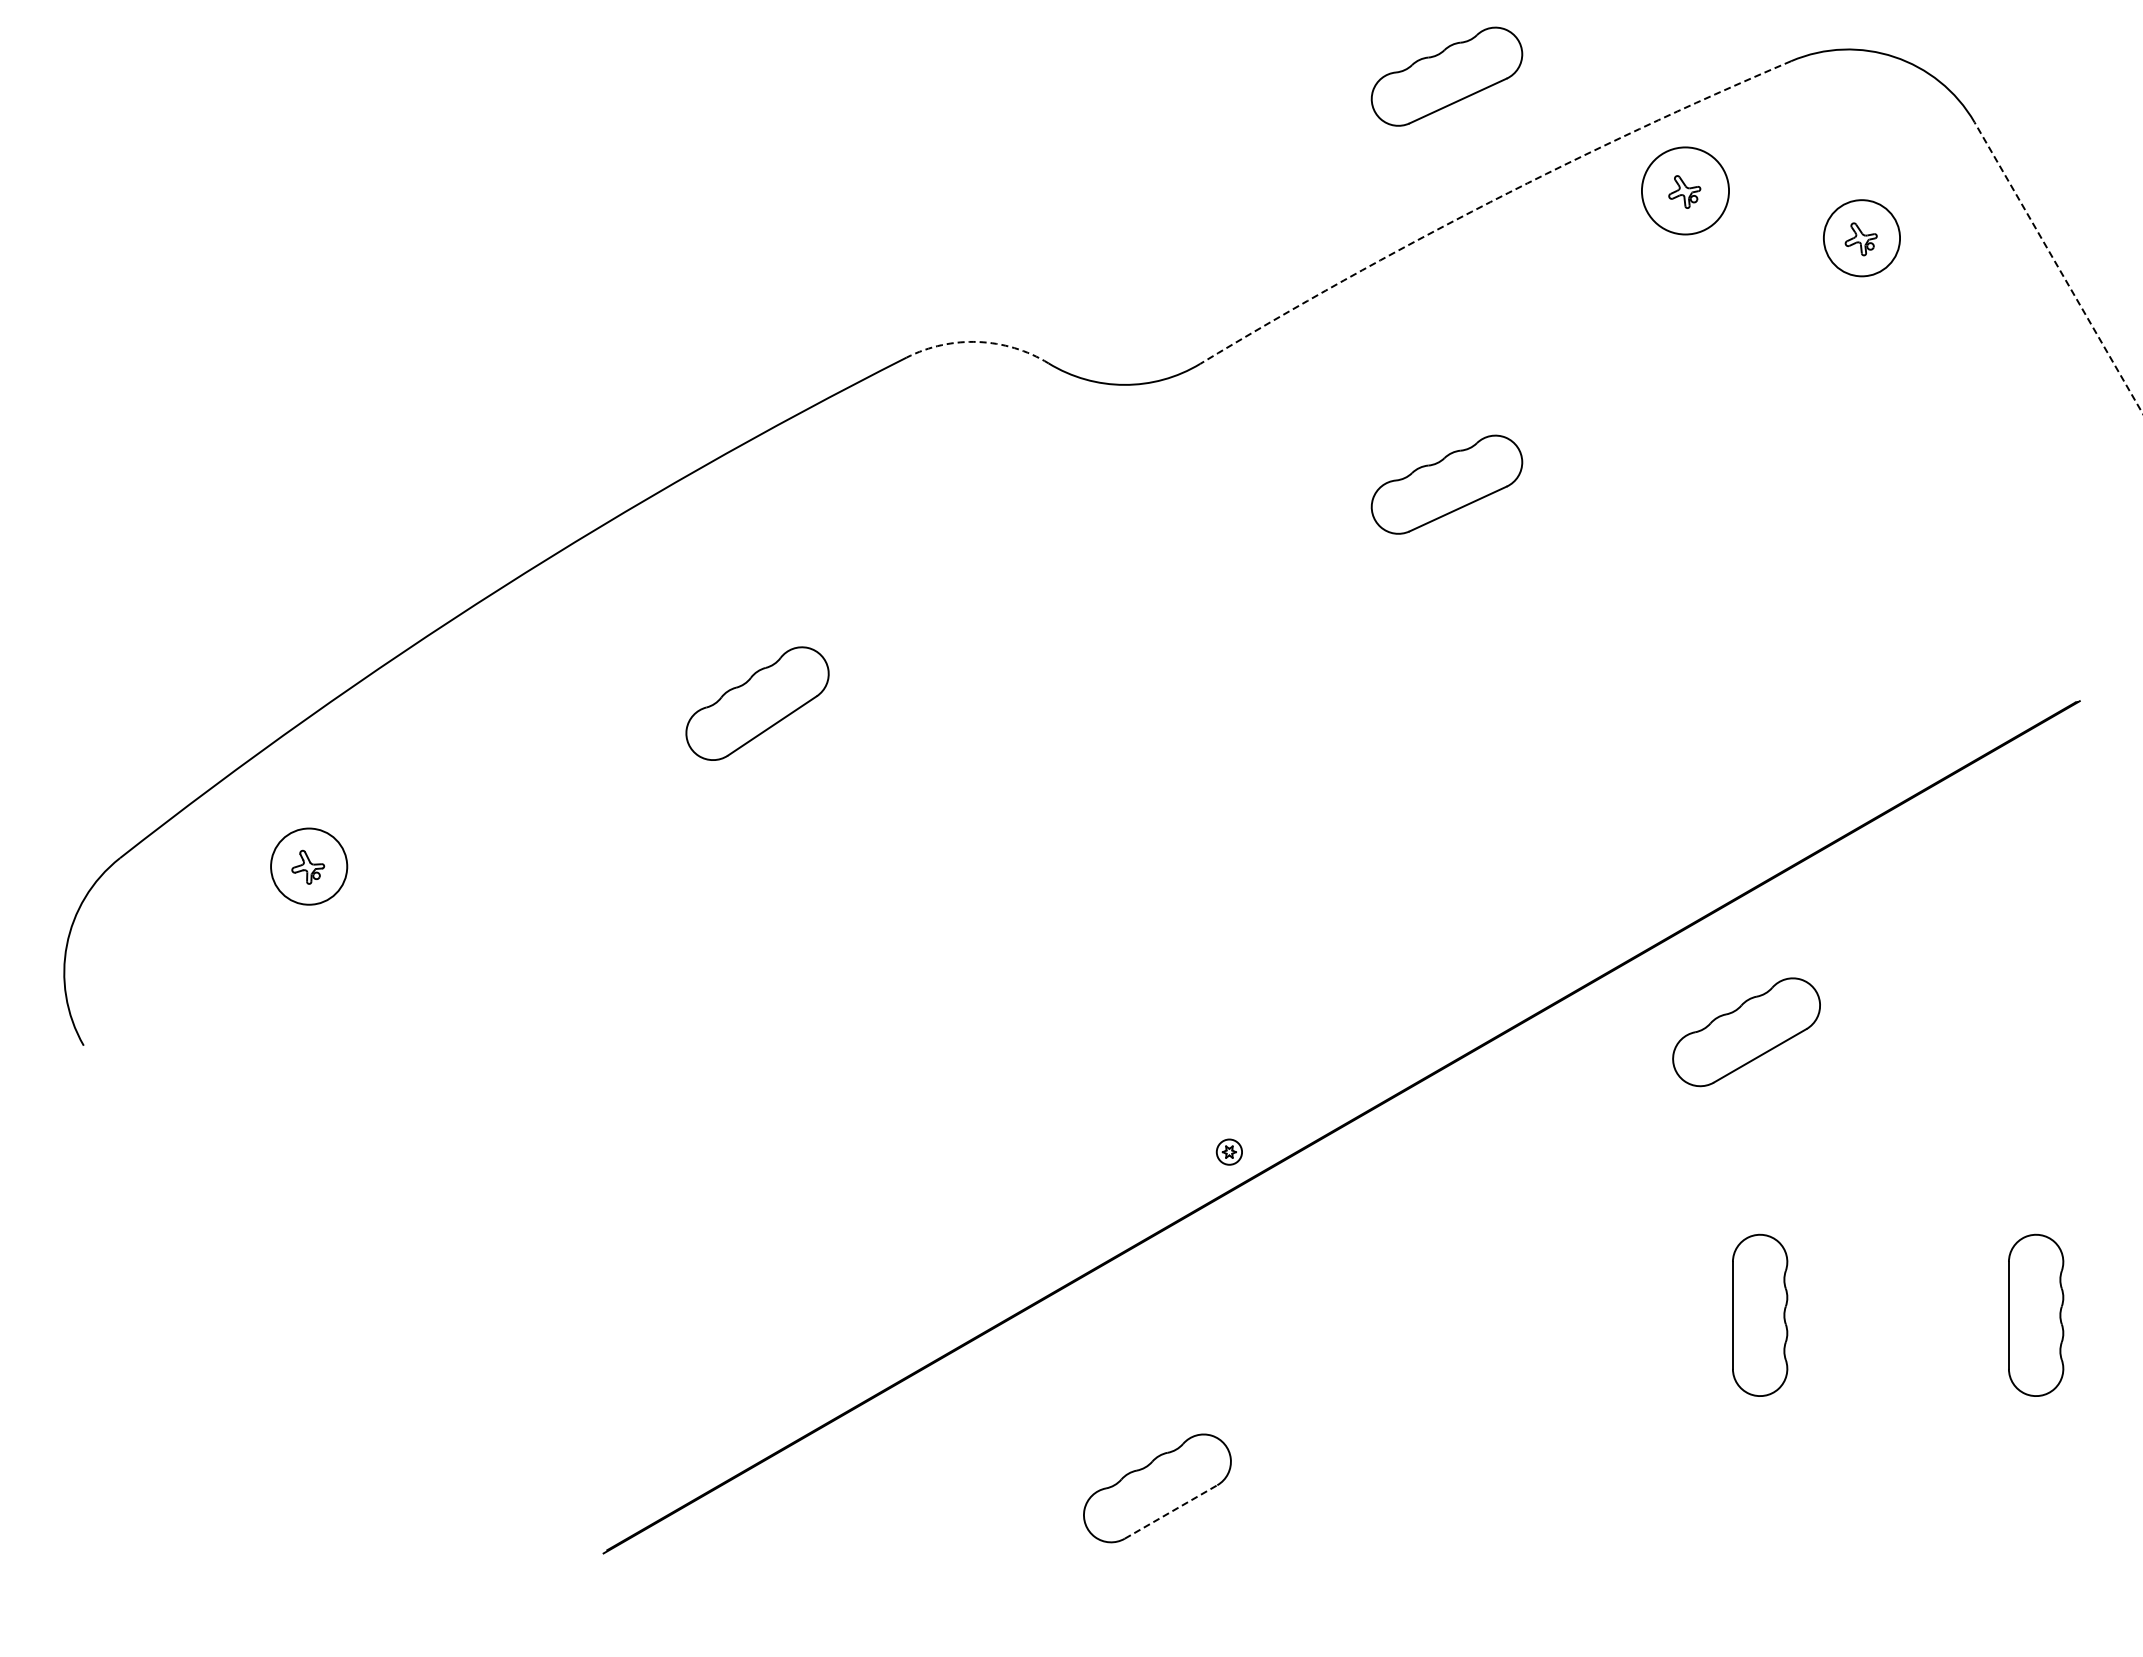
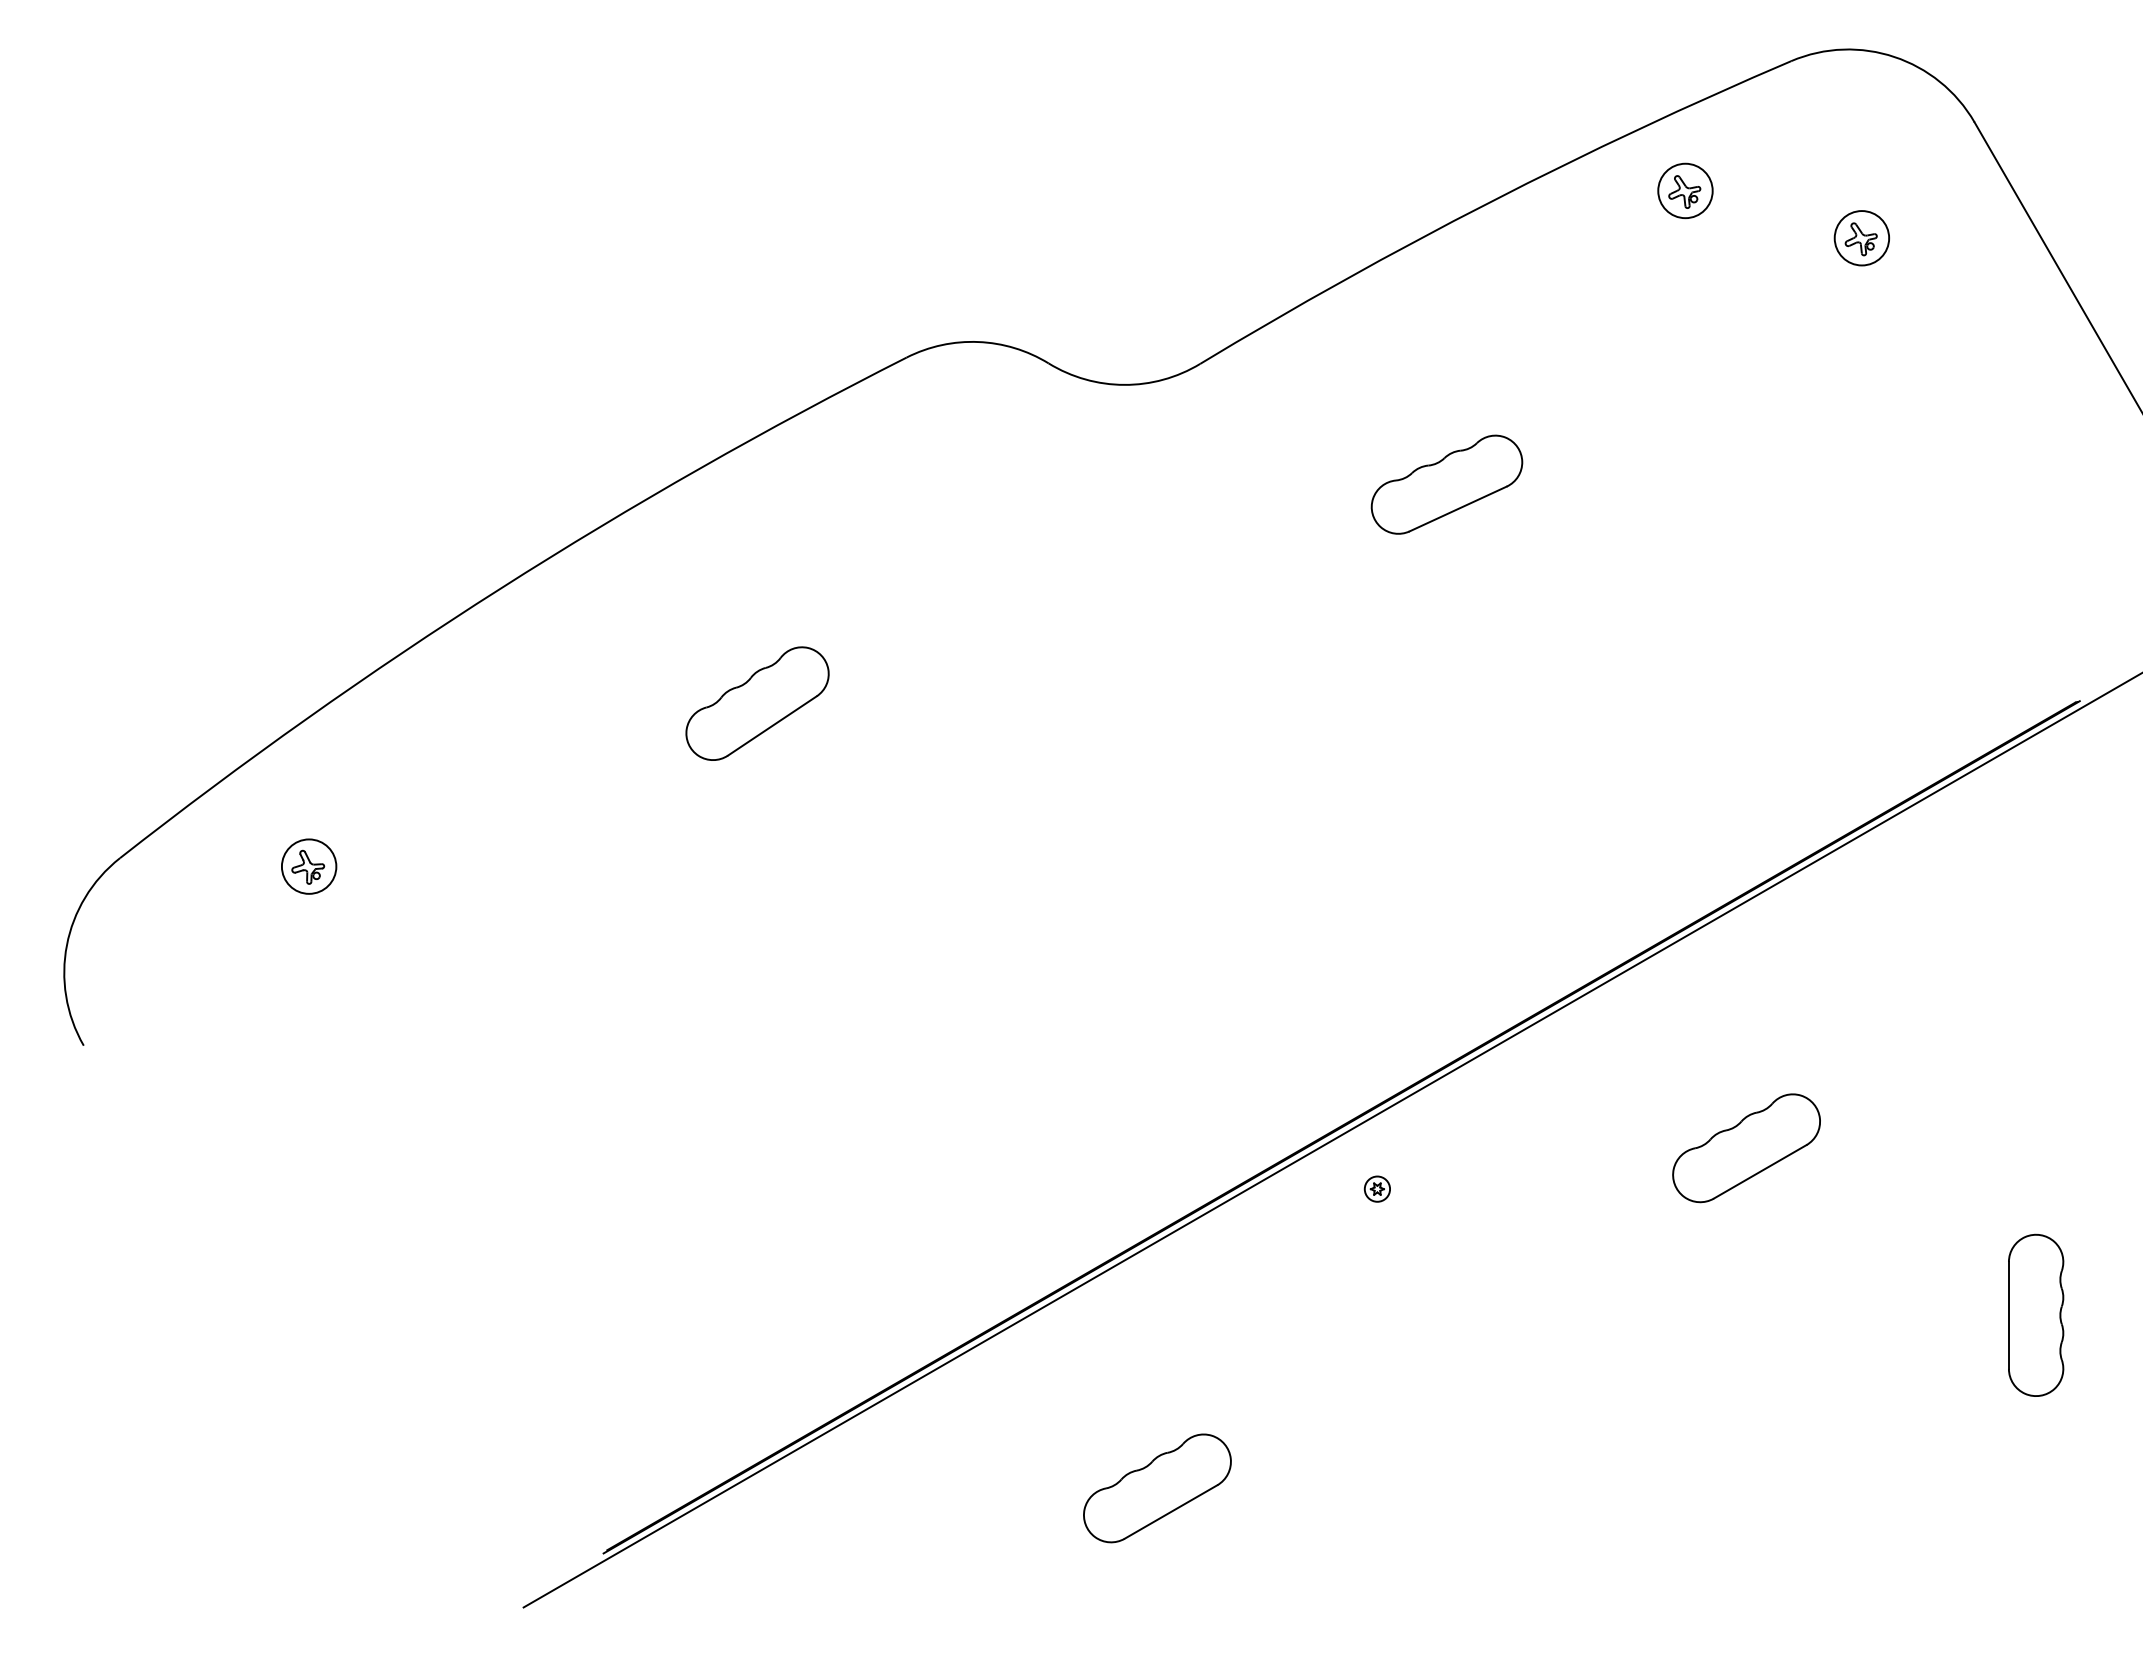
part: present -> none (1446, 76)
circle diameter: 87 px -> 54 px (1685, 190)
arc: dashed -> solid (1490, 202)
circle diameter: 76 px -> 54 px (1861, 238)
line: dashed -> solid (2058, 267)
arc: dashed -> solid (978, 342)
circle diameter: 76 px -> 54 px (308, 866)
part position: (1746, 1032) -> (1746, 1148) (1746, 1148)
line: none -> present (1331, 1140)
part position: (1228, 1151) -> (1376, 1188) (1376, 1188)
part: present -> none (1760, 1314)
line: dashed -> solid (1171, 1511)
